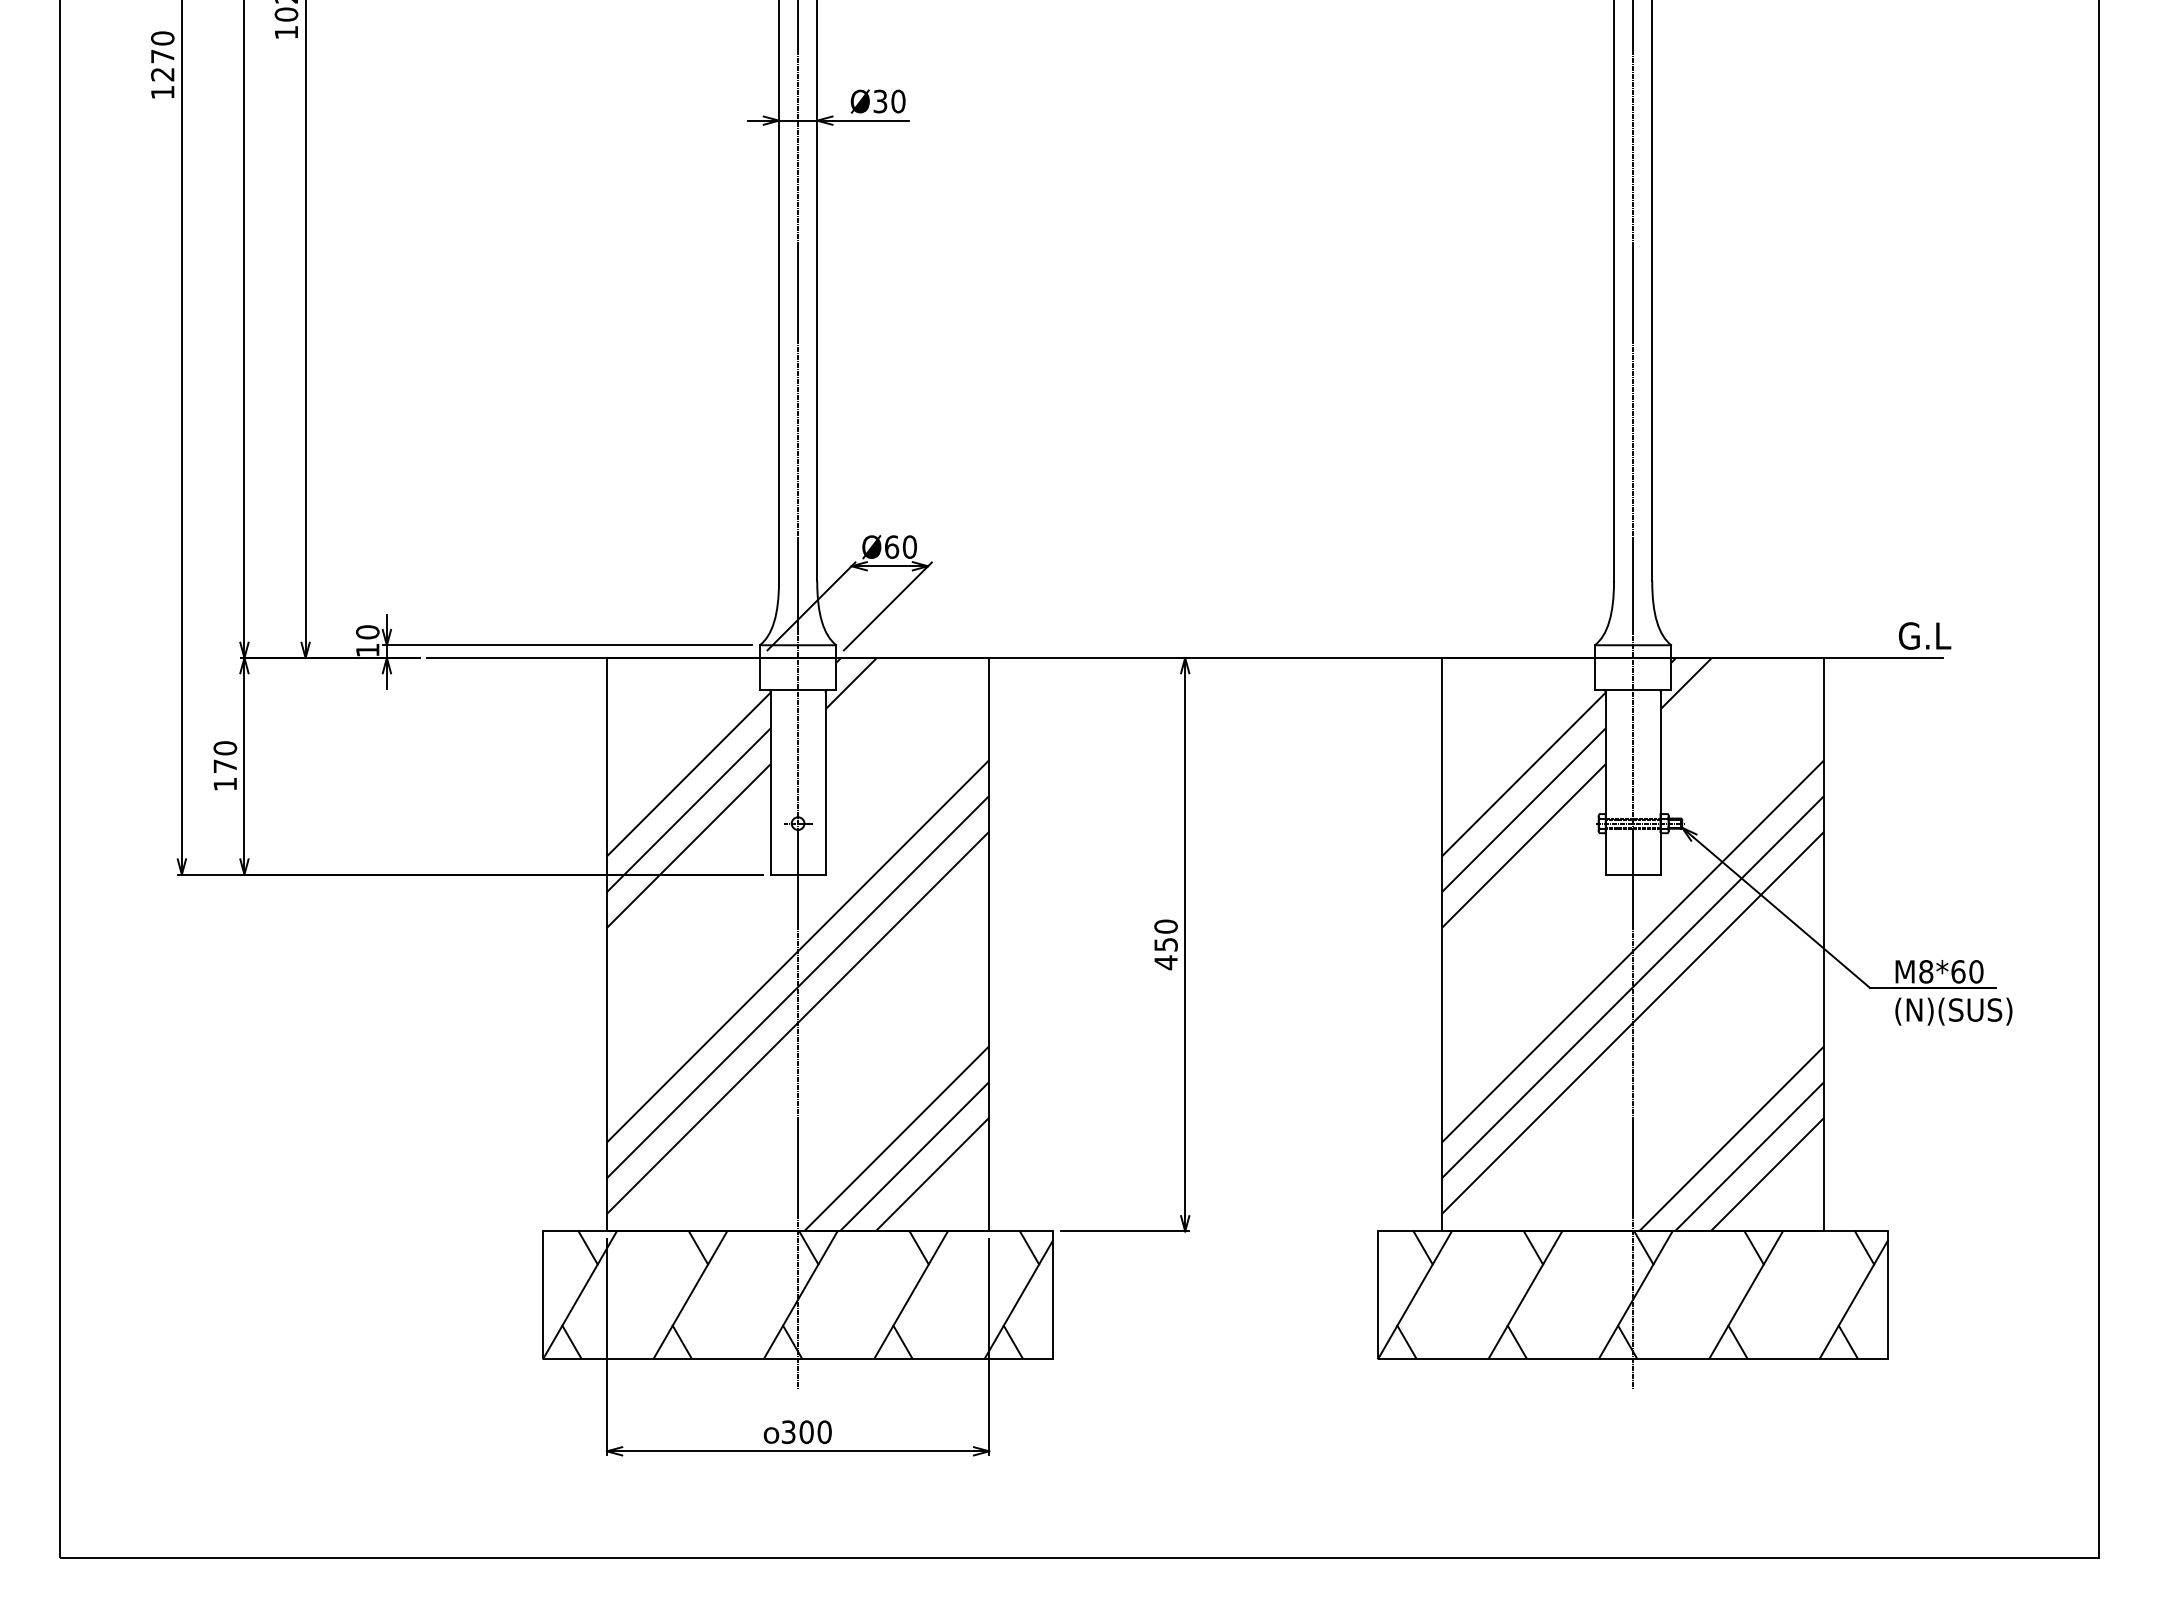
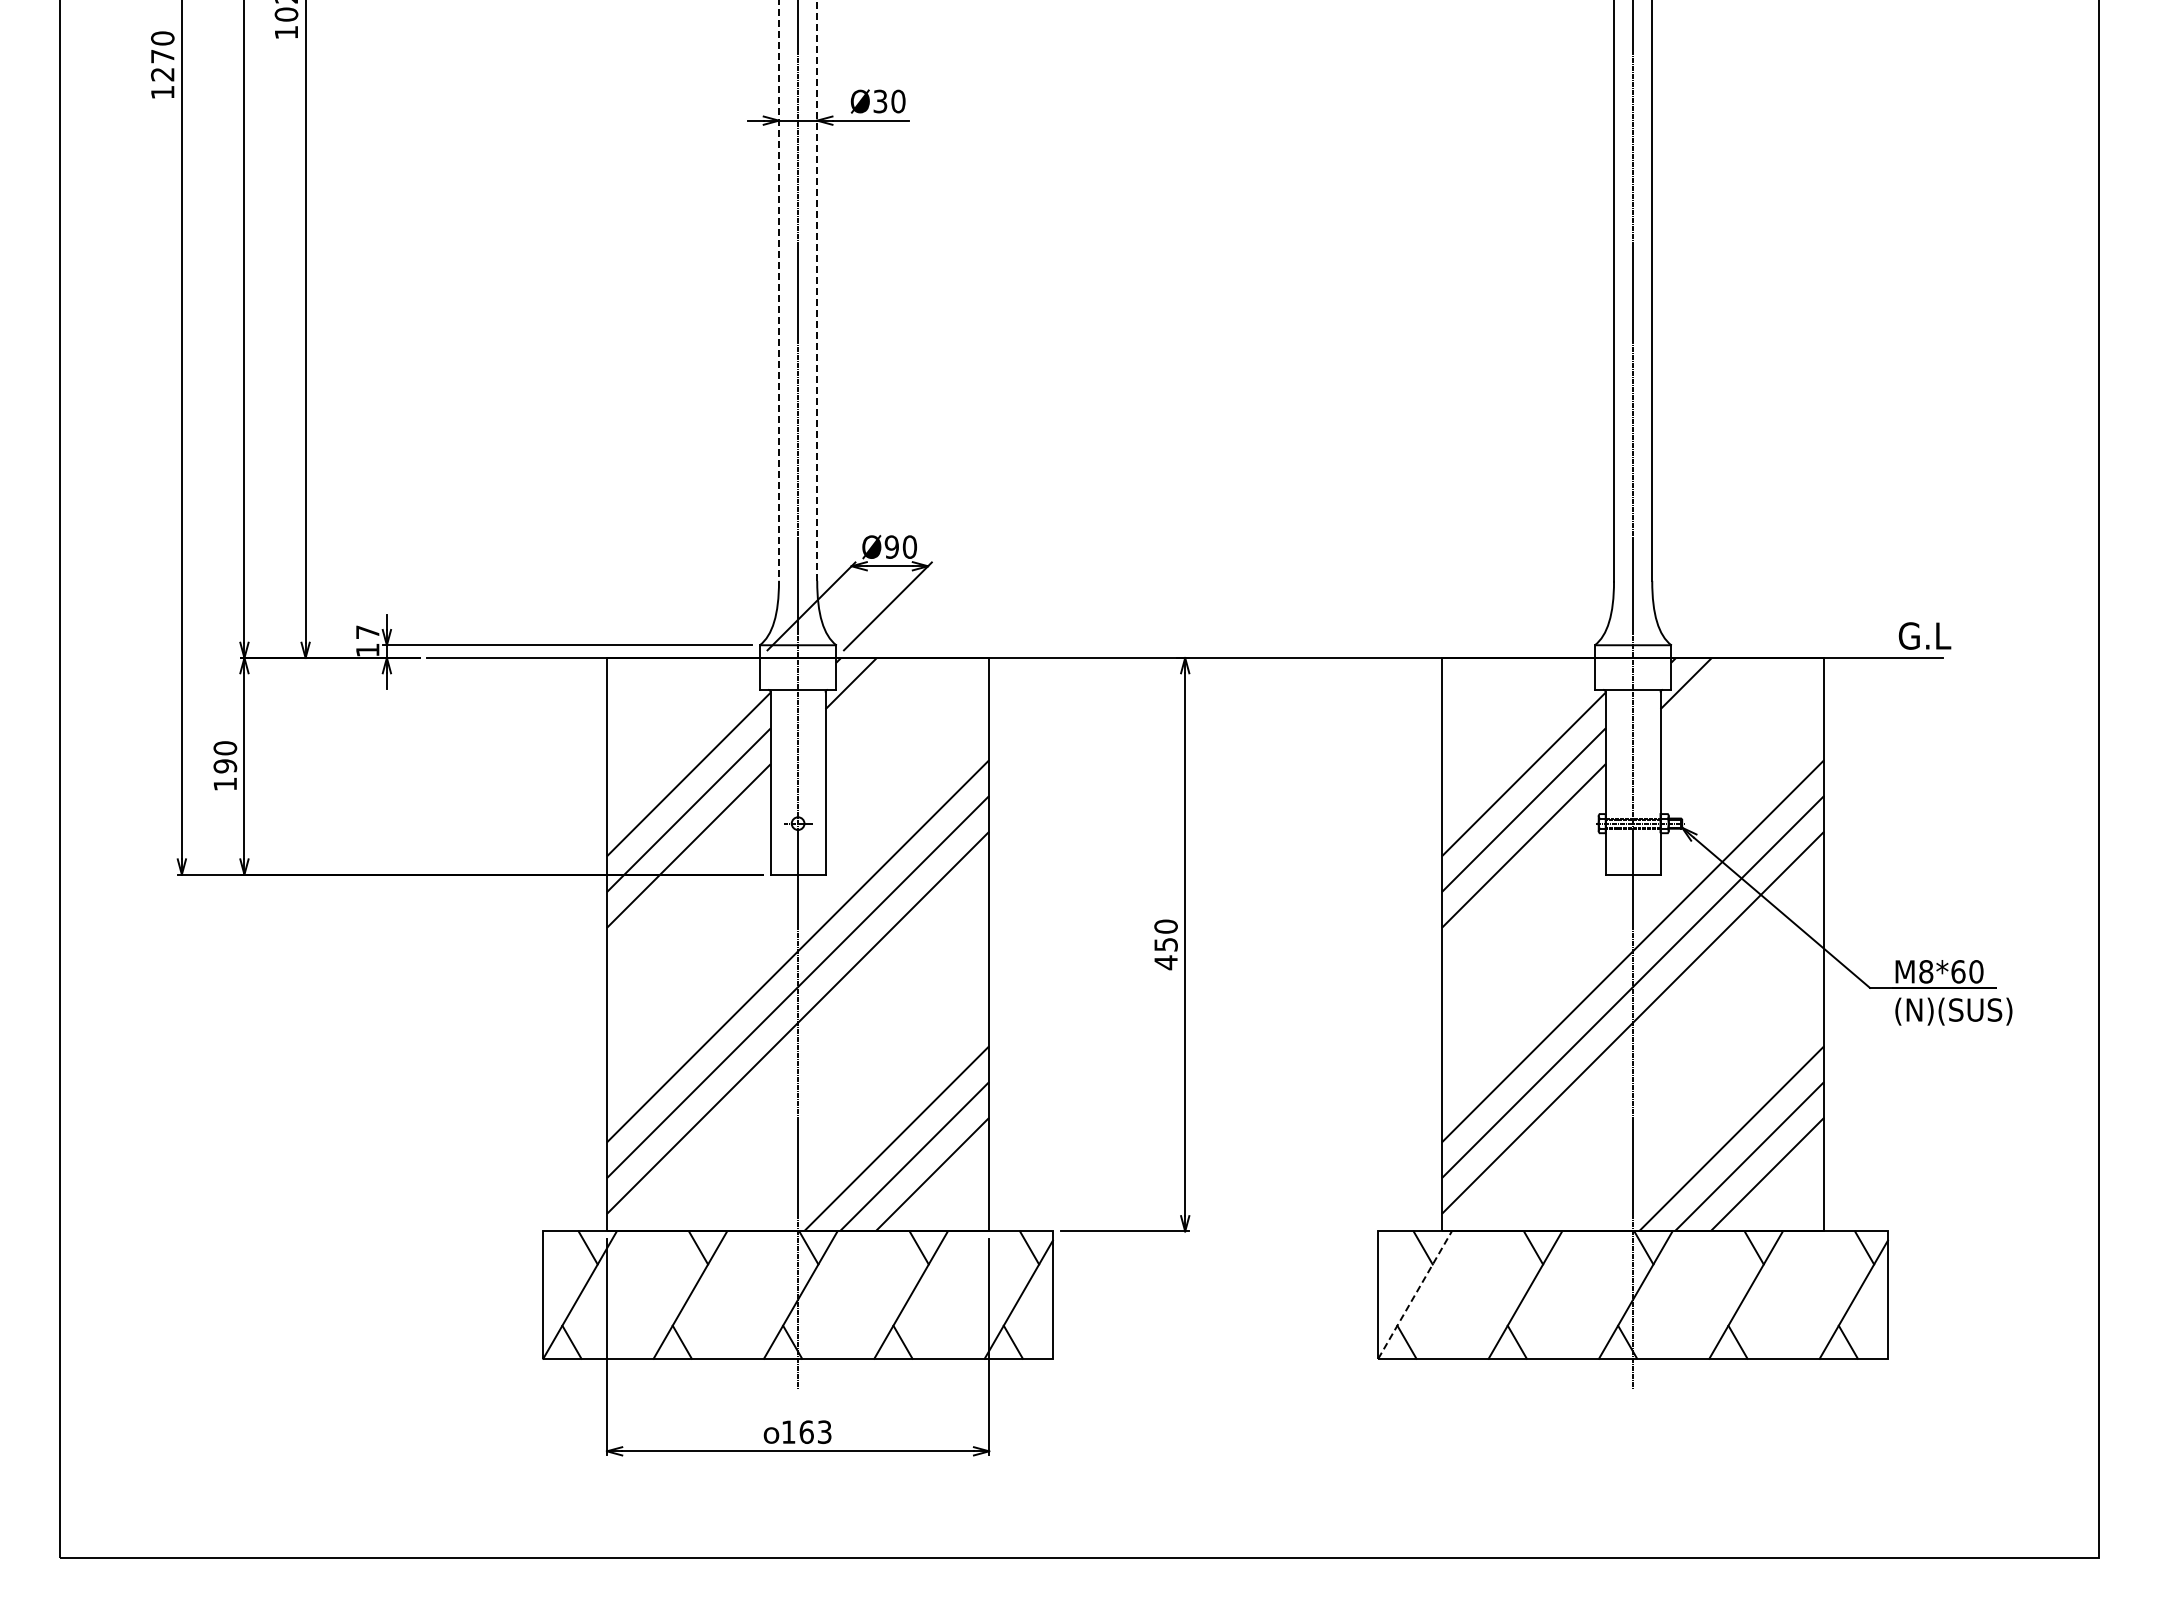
line: solid -> dashed (779, 290)
line: solid -> dashed (817, 290)
text: Ø60 -> Ø90 (891, 546)
text: 10 -> 17 (367, 632)
text: 170 -> 190 (225, 766)
line: solid -> dashed (1415, 1295)
text: 300 -> 163 (806, 1432)
